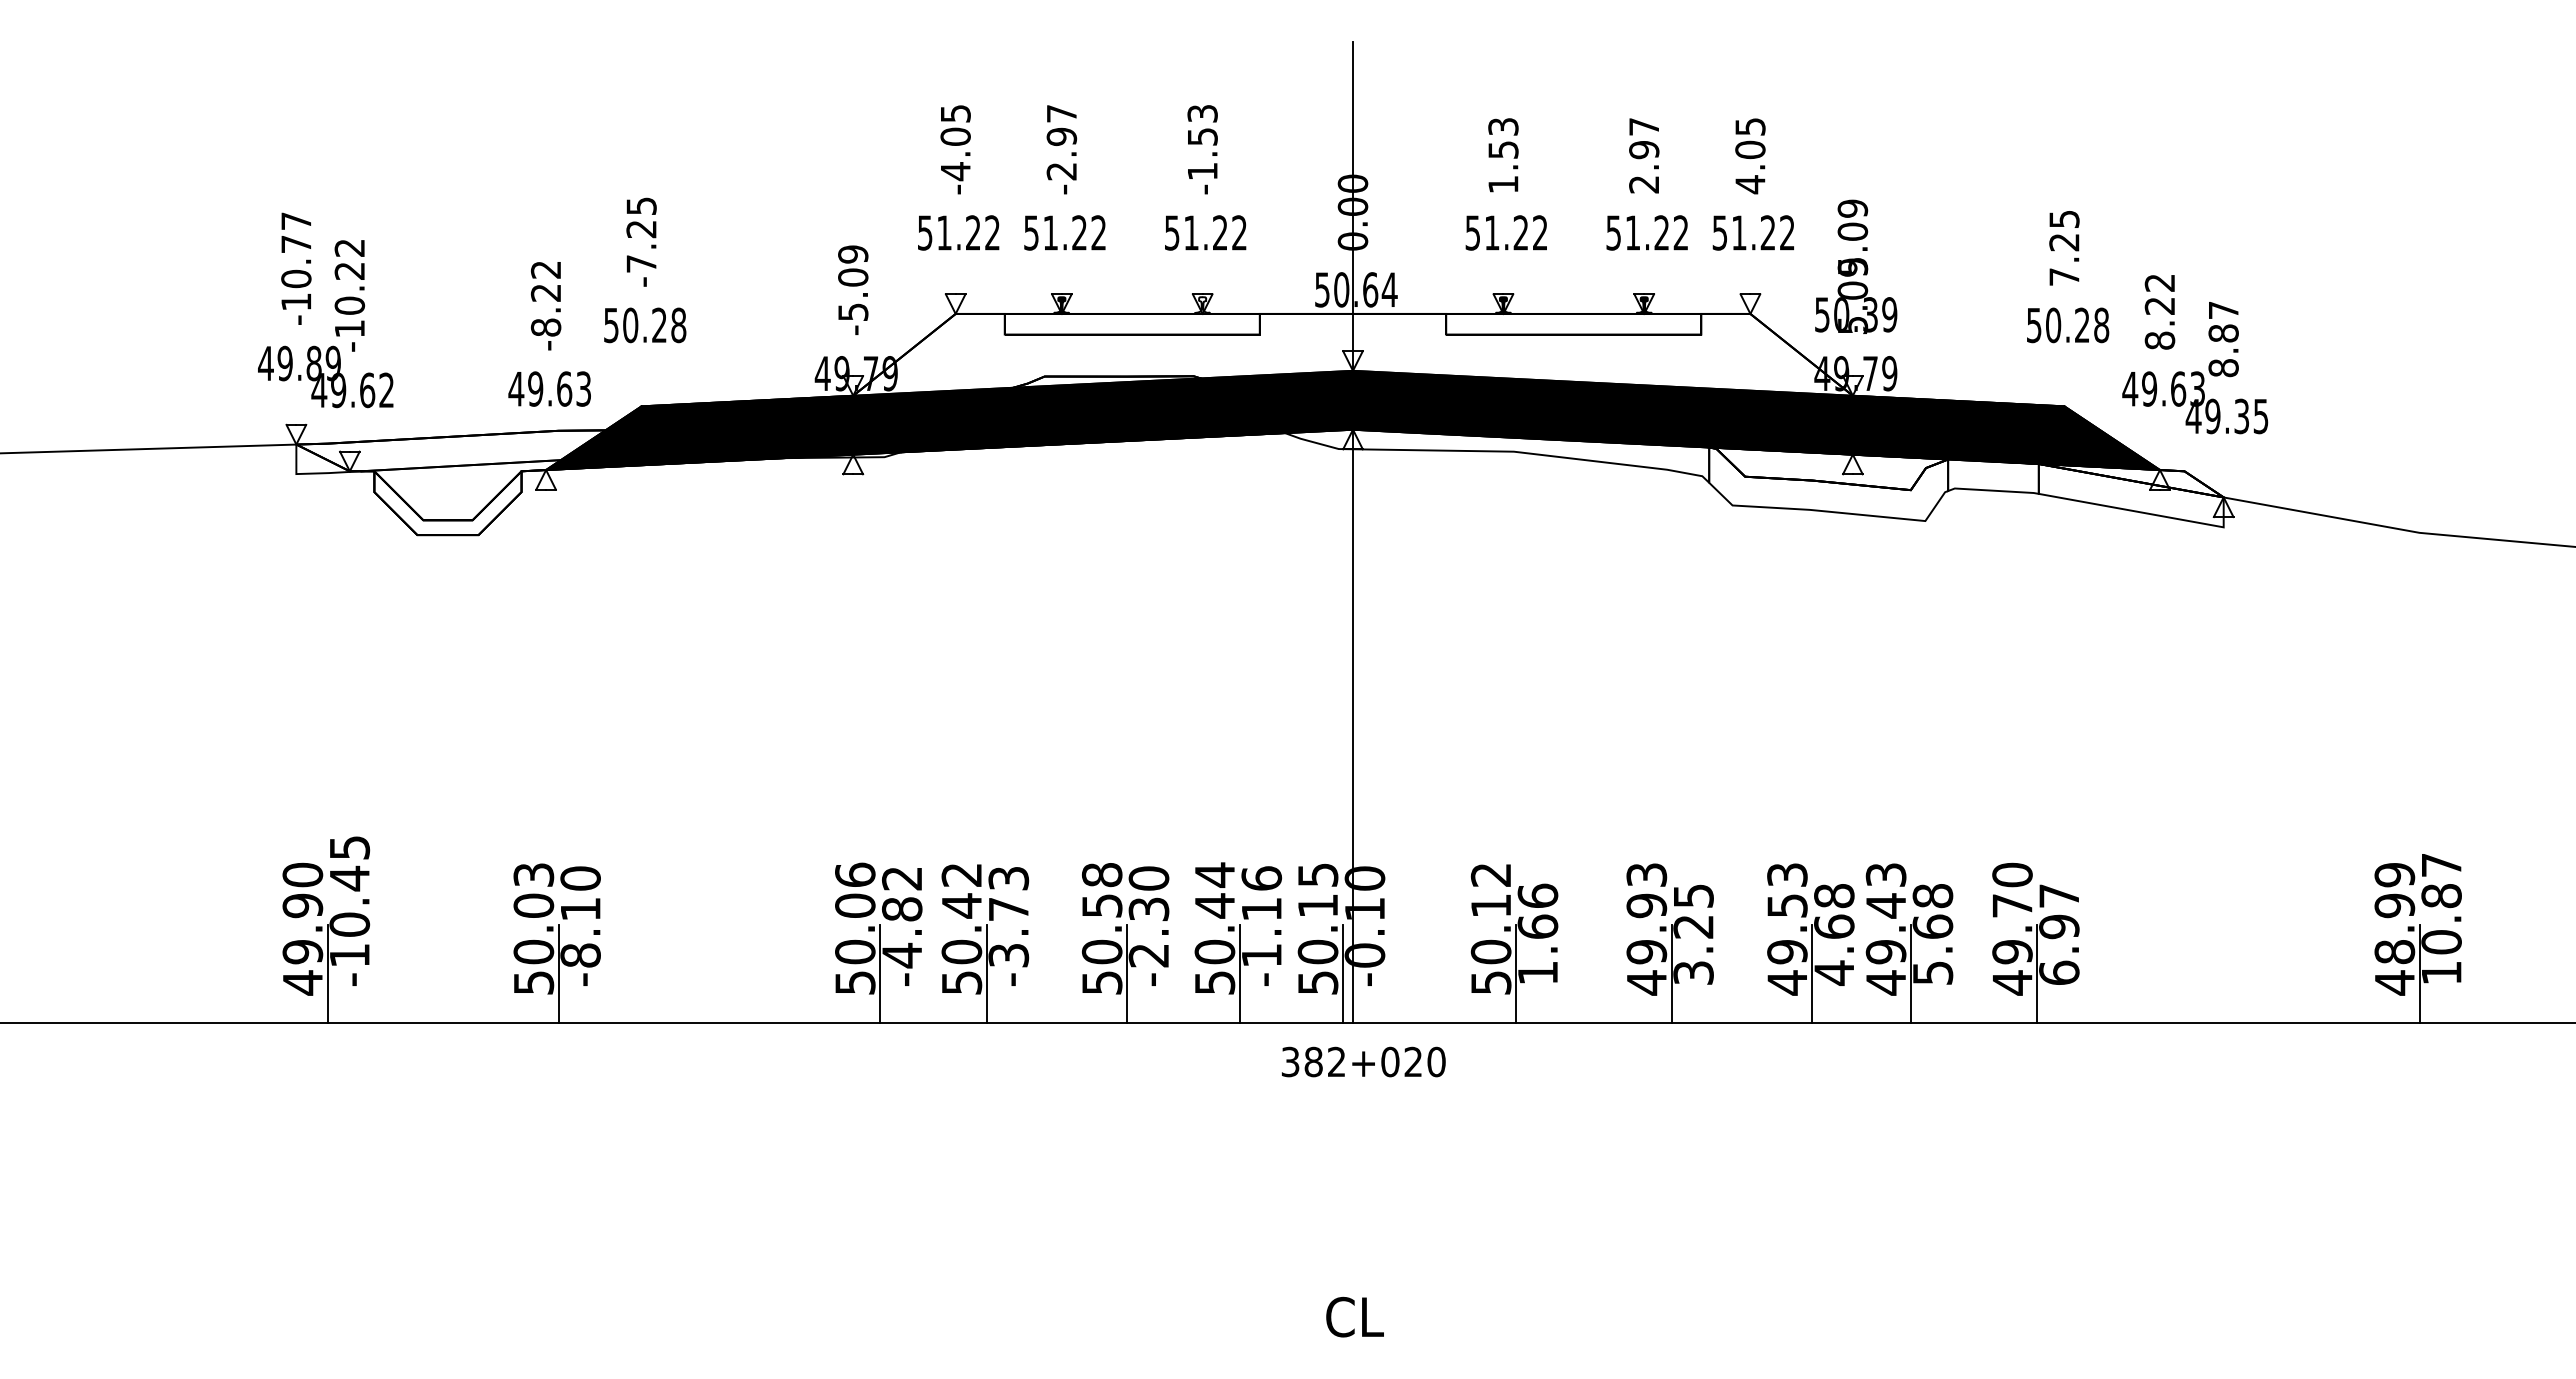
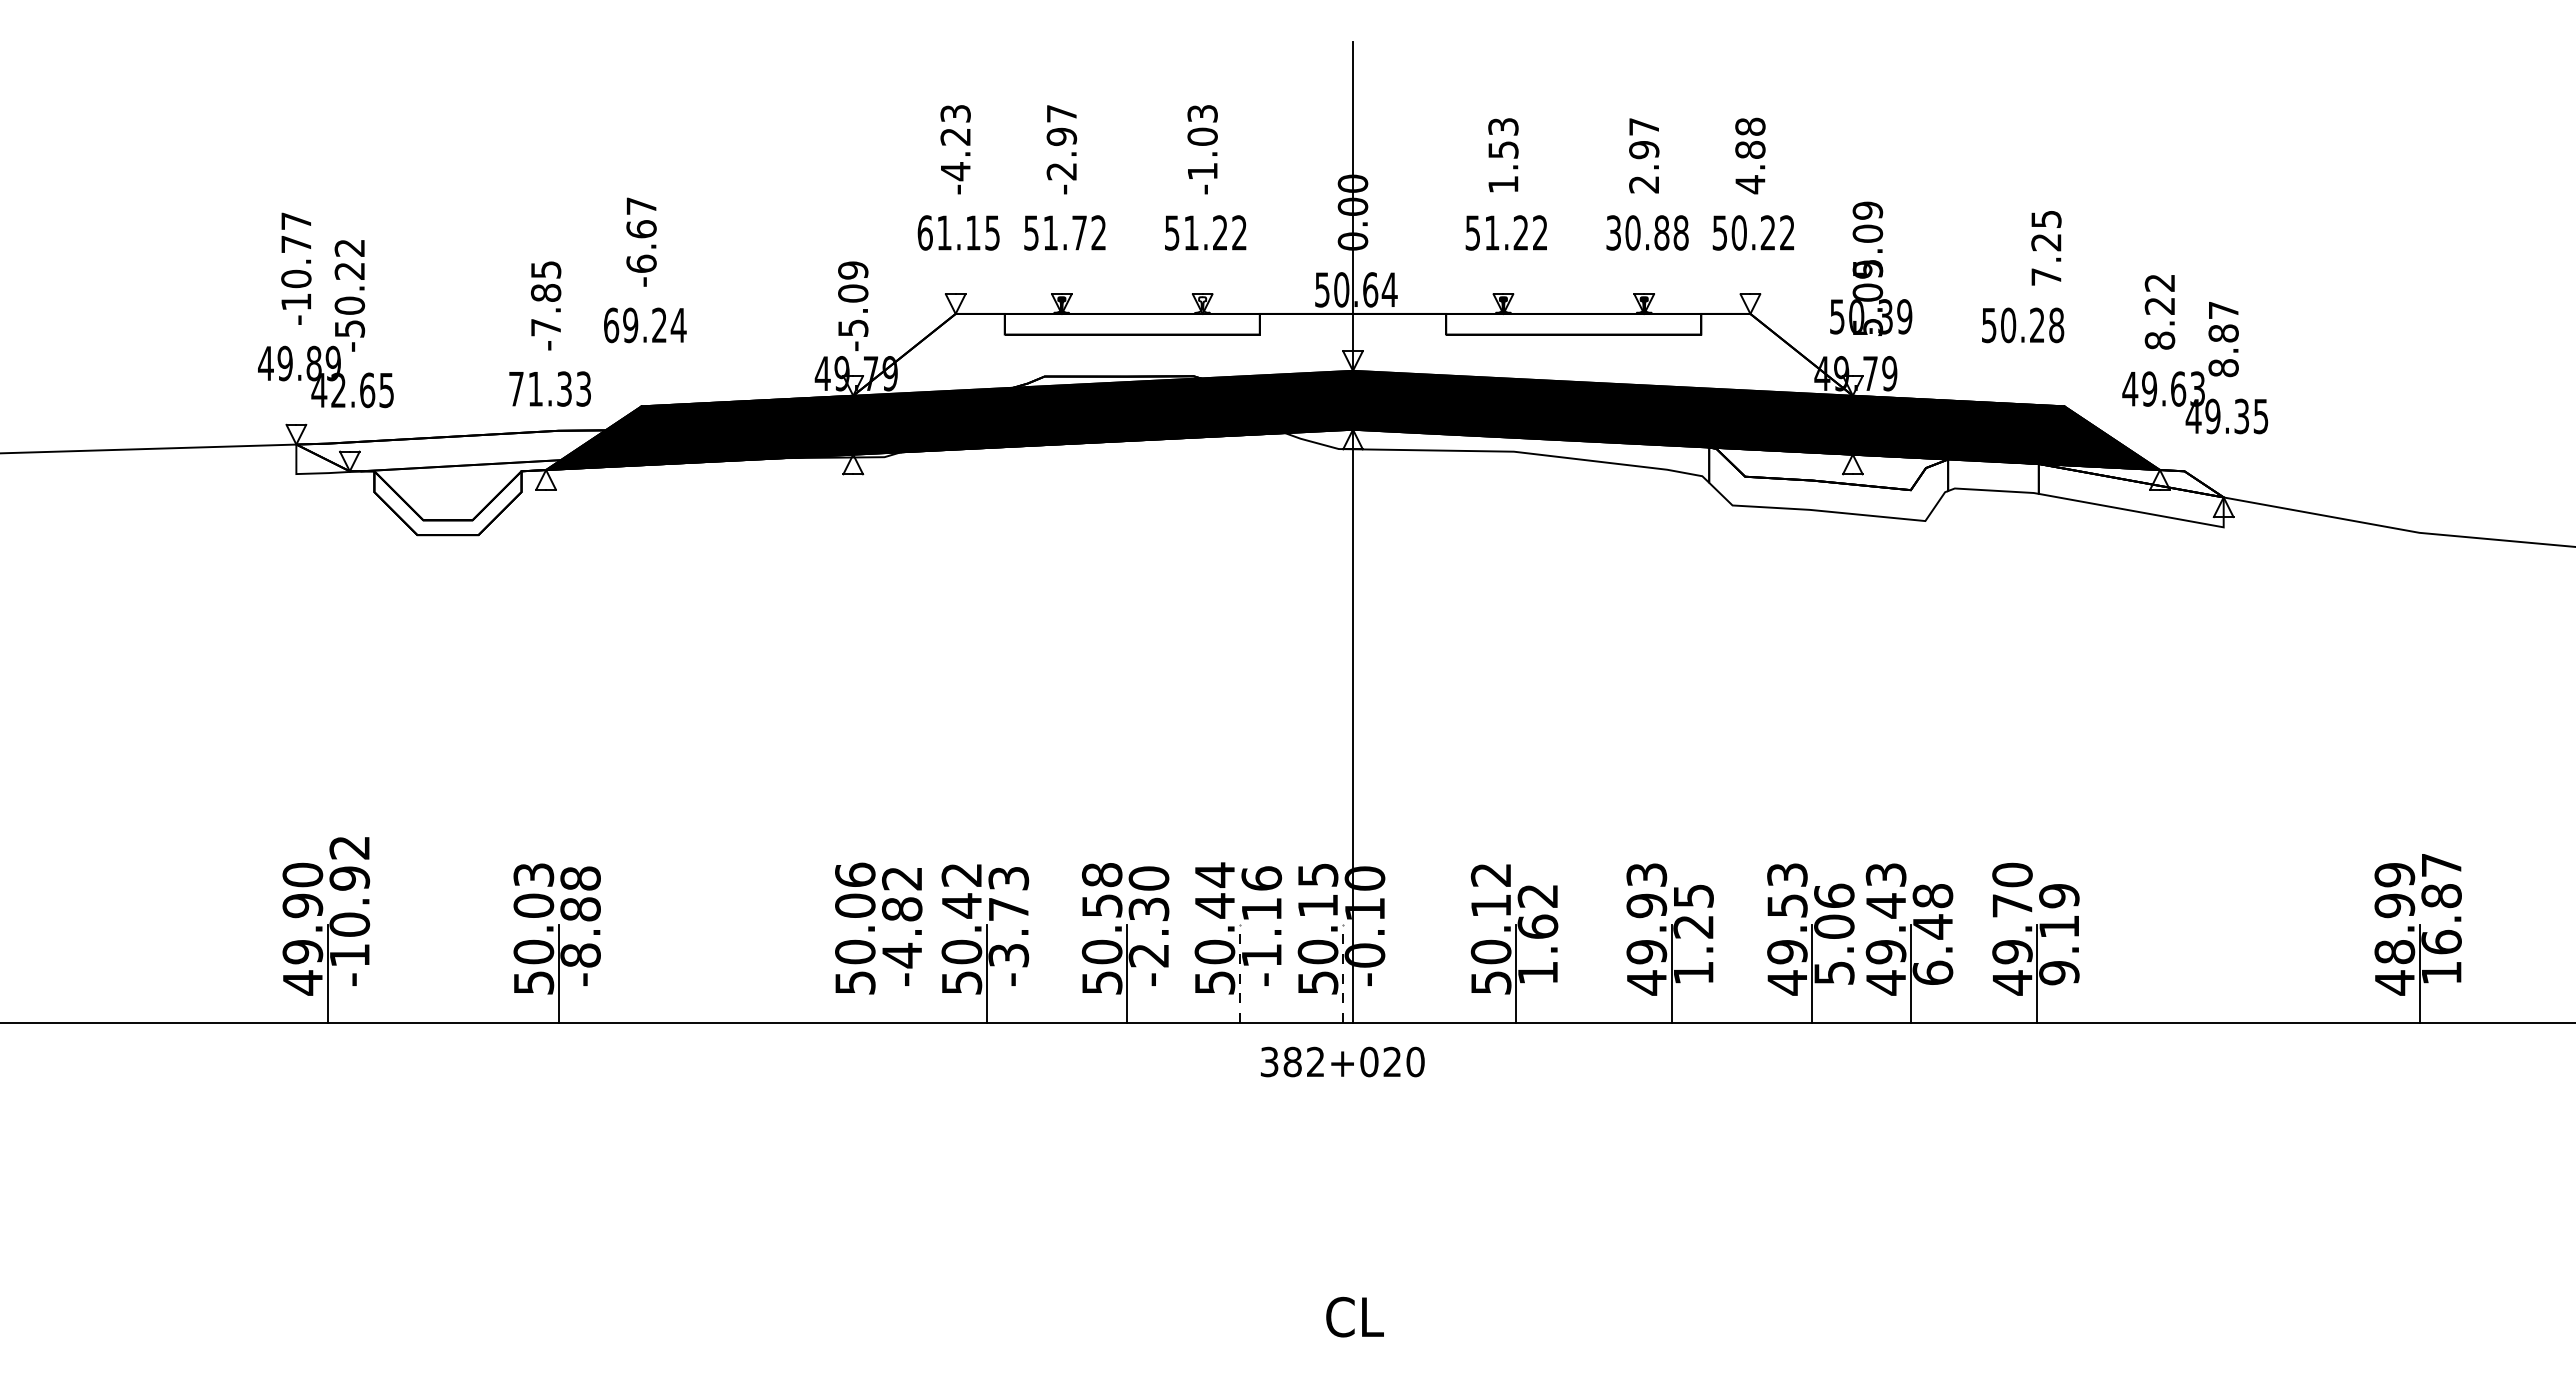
text: -4.05 -> -4.23 (955, 125)
text: -1.53 -> -1.03 (1202, 136)
text: 4.05 -> 4.88 (1750, 138)
text: 51.22 -> 61.15 (958, 232)
text: 51.22 -> 51.72 (1079, 232)
text: 51.22 -> 30.88 (1647, 232)
text: 51.22 -> 50.22 (1738, 232)
text: -7.25 -> -6.67 (641, 234)
text position: (2064, 248) -> (2046, 248) (2046, 248)
text position: (1856, 266) -> (1871, 268) (1871, 268)
text position: (853, 289) -> (853, 305) (853, 305)
text: -8.22 -> -7.85 (545, 298)
text: 50.28 -> 69.24 (645, 325)
text position: (2068, 325) -> (2023, 325) (2023, 325)
text: -10.22 -> -50.22 (350, 328)
text: 49.63 -> 71.33 (540, 388)
text: 49.62 -> 42.65 (362, 390)
text: -10.45 -> -10.92 (349, 863)
text: -8.10 -> -8.88 (580, 893)
text: 1.66 -> 1.62 (1537, 895)
text: 4.68 -> 5.06 (1834, 934)
text: 6.97 -> 9.19 (2059, 934)
text: 10.87 -> 16.87 (2441, 941)
text: 5.68 -> 6.48 (1932, 949)
text: 3.25 -> 1.25 (1693, 972)
line: present -> none (880, 973)
line: solid -> dashed (1239, 973)
line: solid -> dashed (1342, 973)
text position: (1363, 1061) -> (1342, 1061) (1342, 1061)
